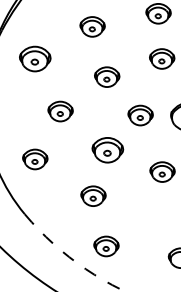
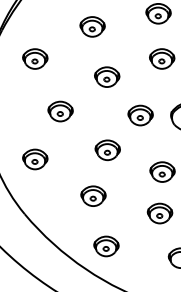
part size: 33x28 px -> 27x22 px (35, 58)
part size: 34x27 px -> 27x23 px (107, 150)
part: none -> present (159, 213)
arc: dashed -> solid (71, 258)
